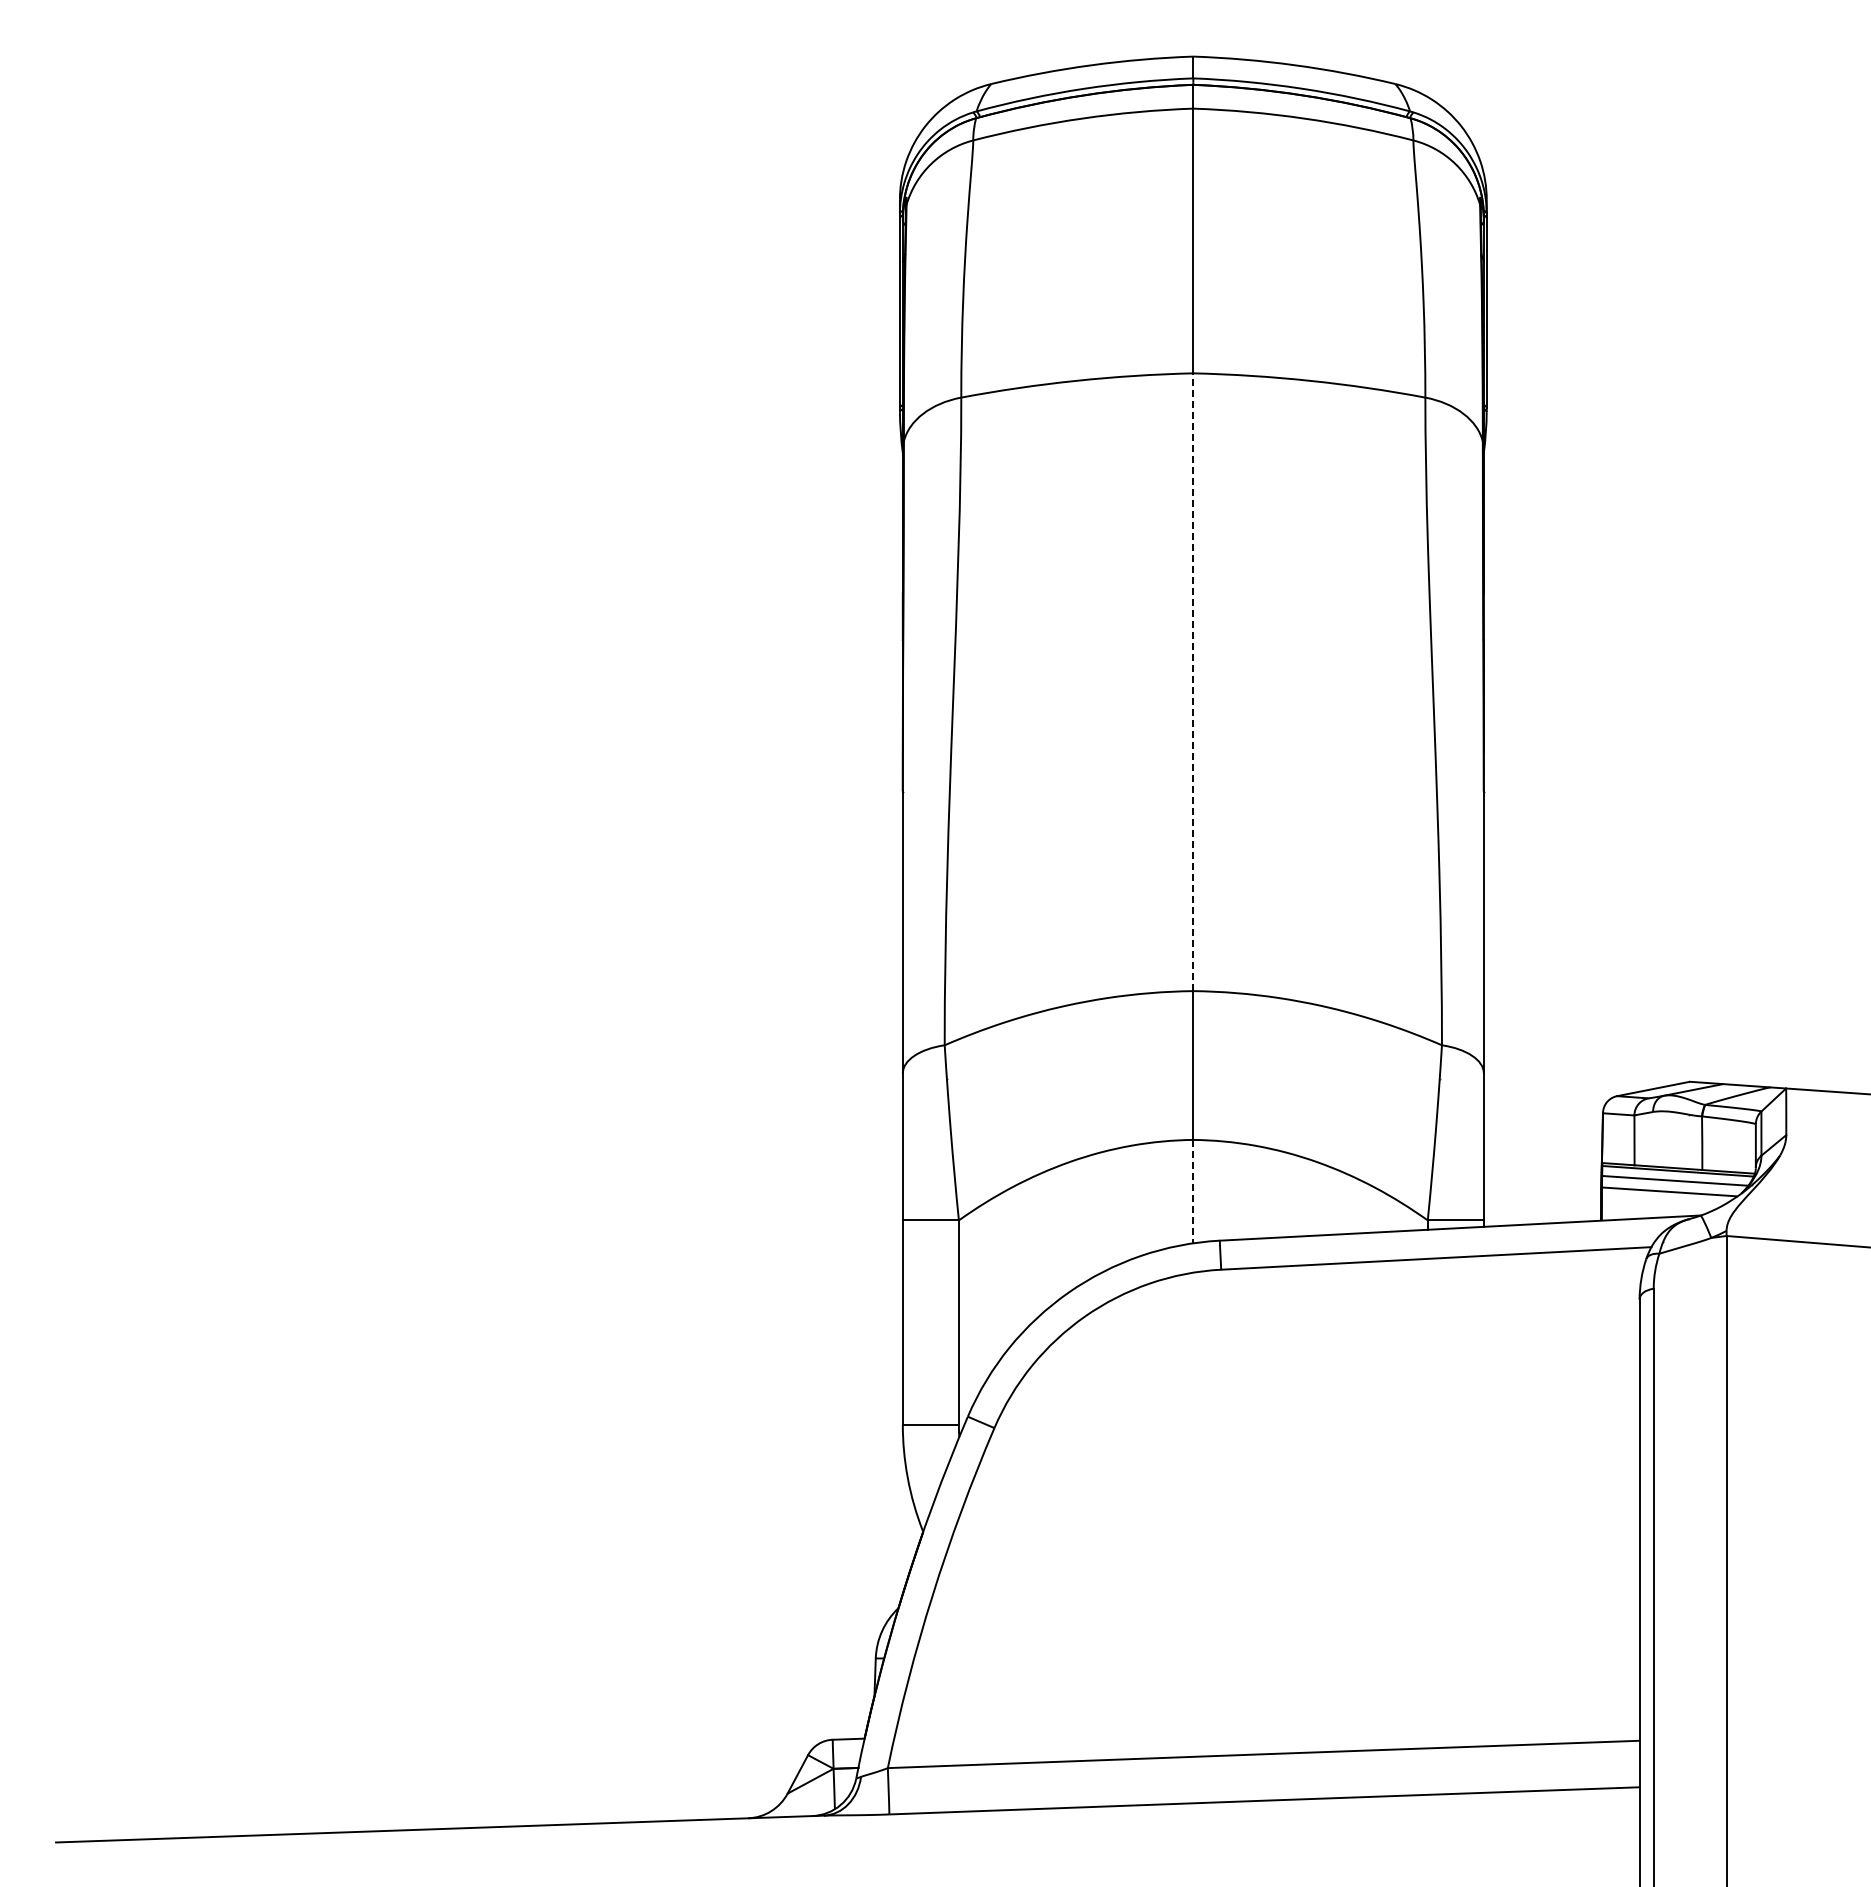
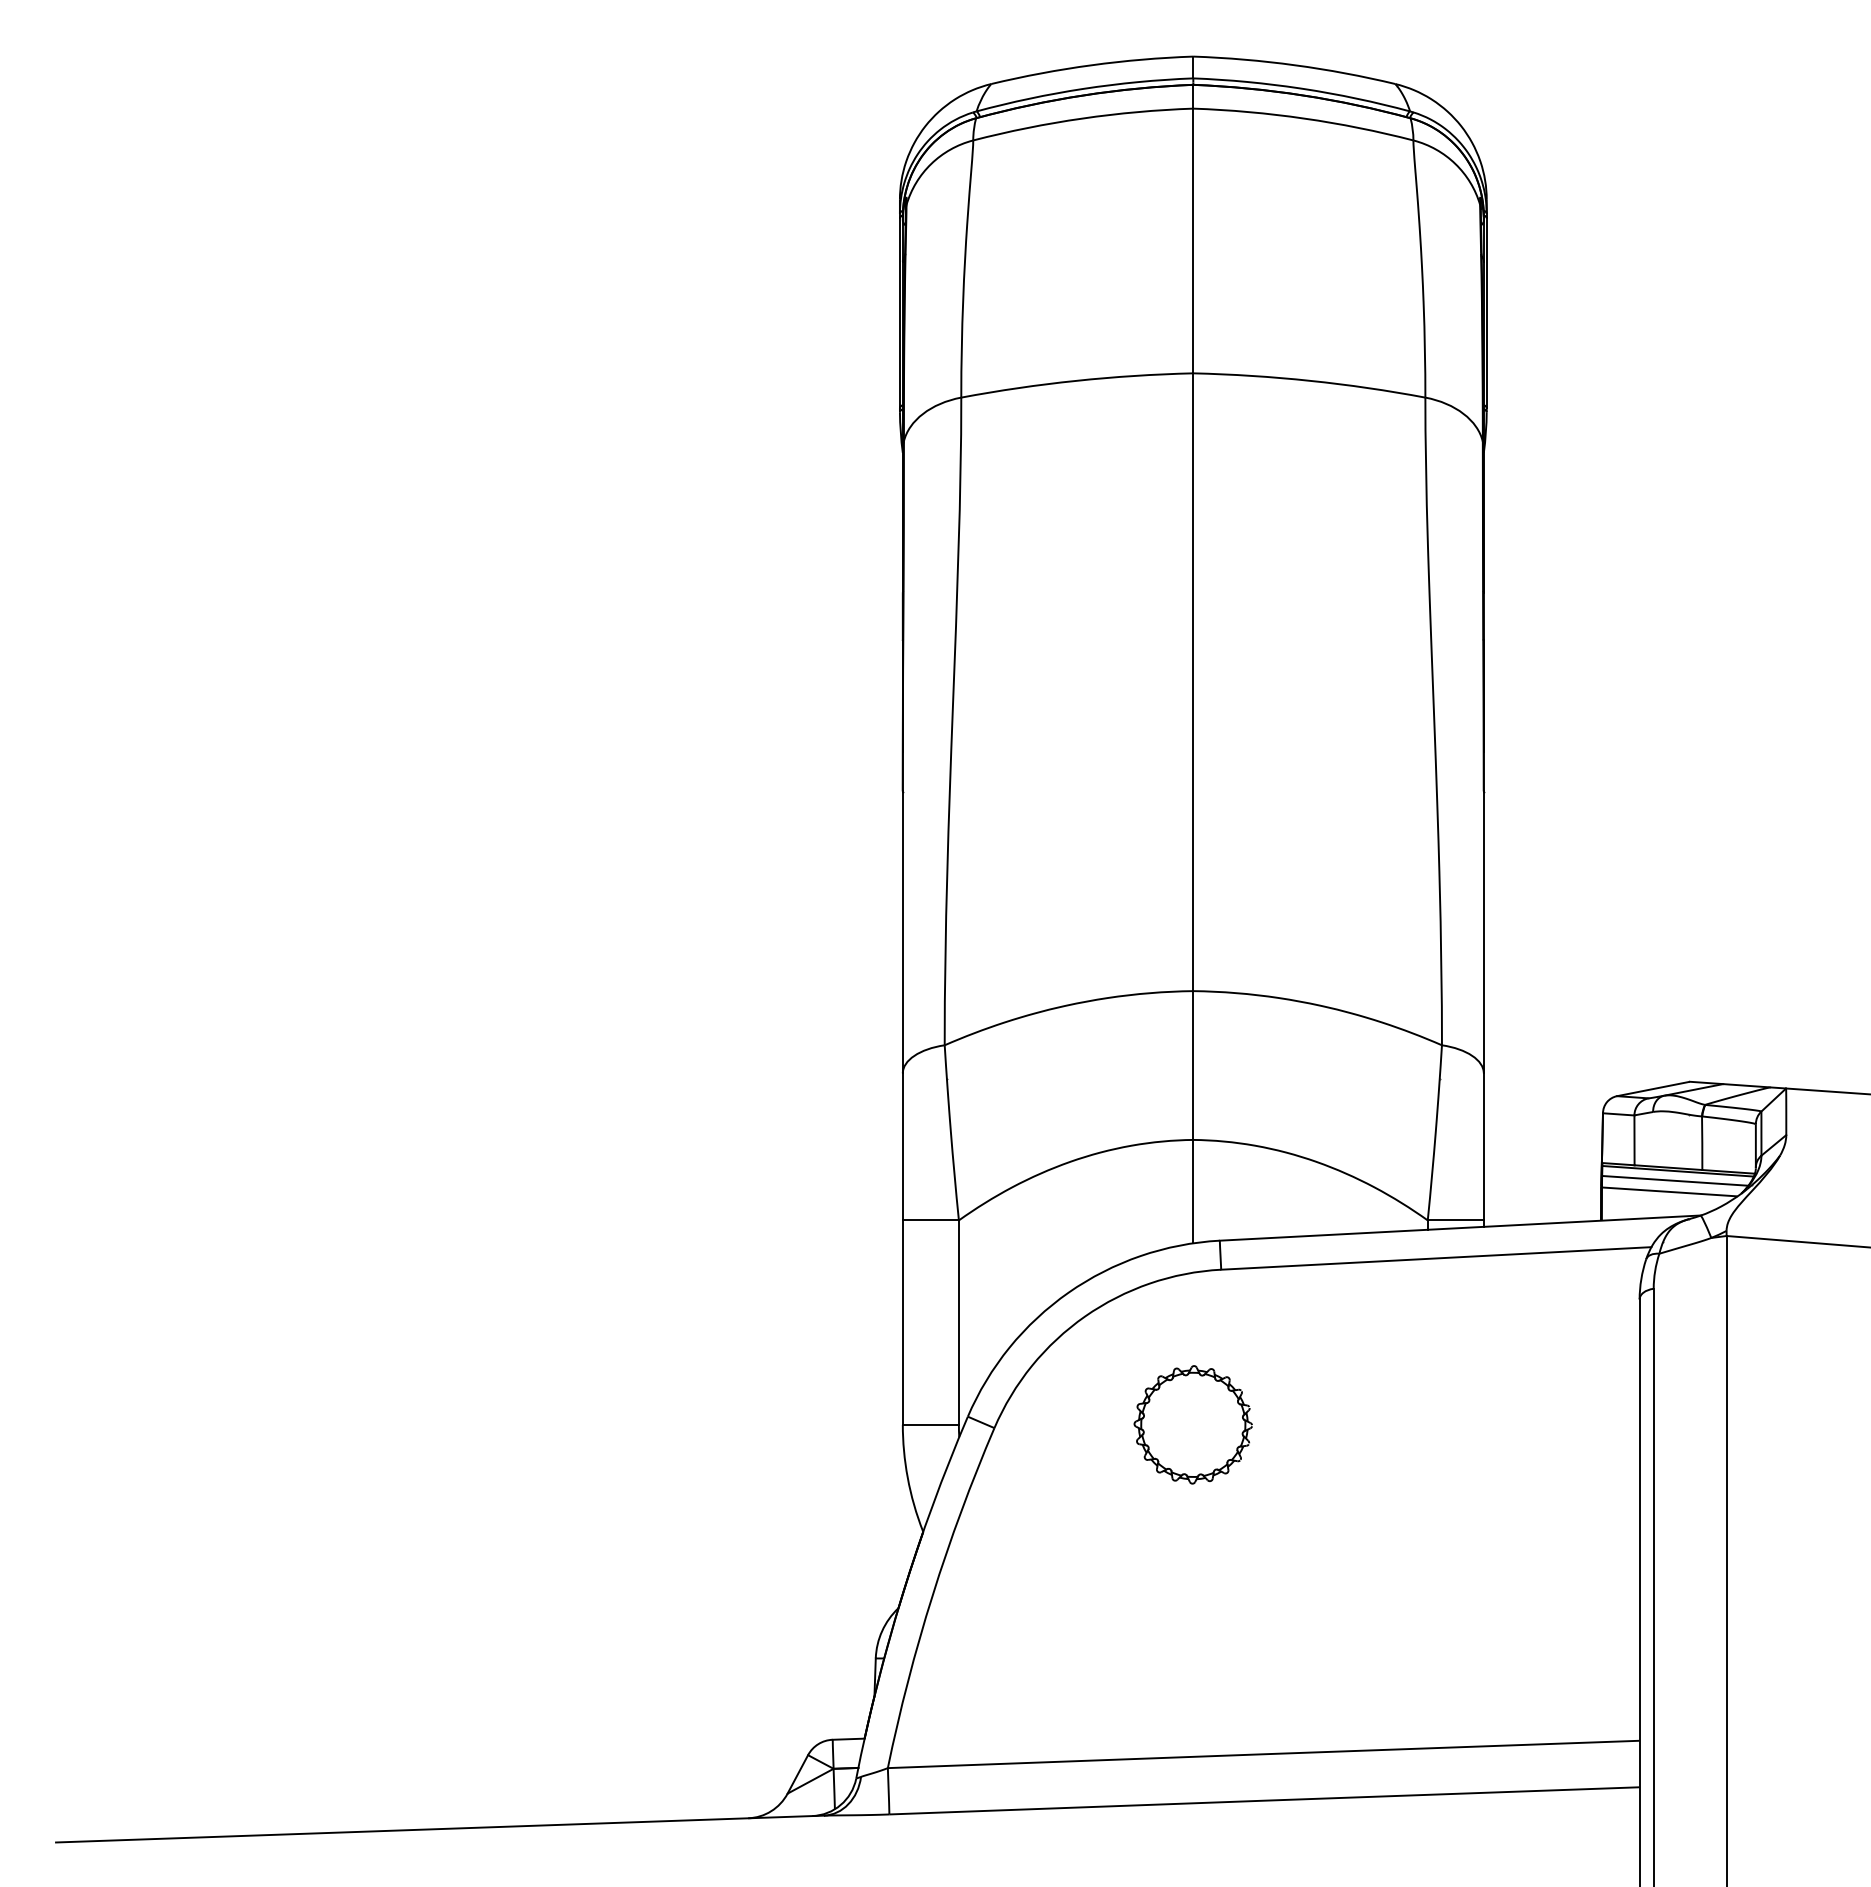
line: dashed -> solid (1193, 682)
line: dashed -> solid (1193, 1191)
part: none -> present (1192, 1424)
